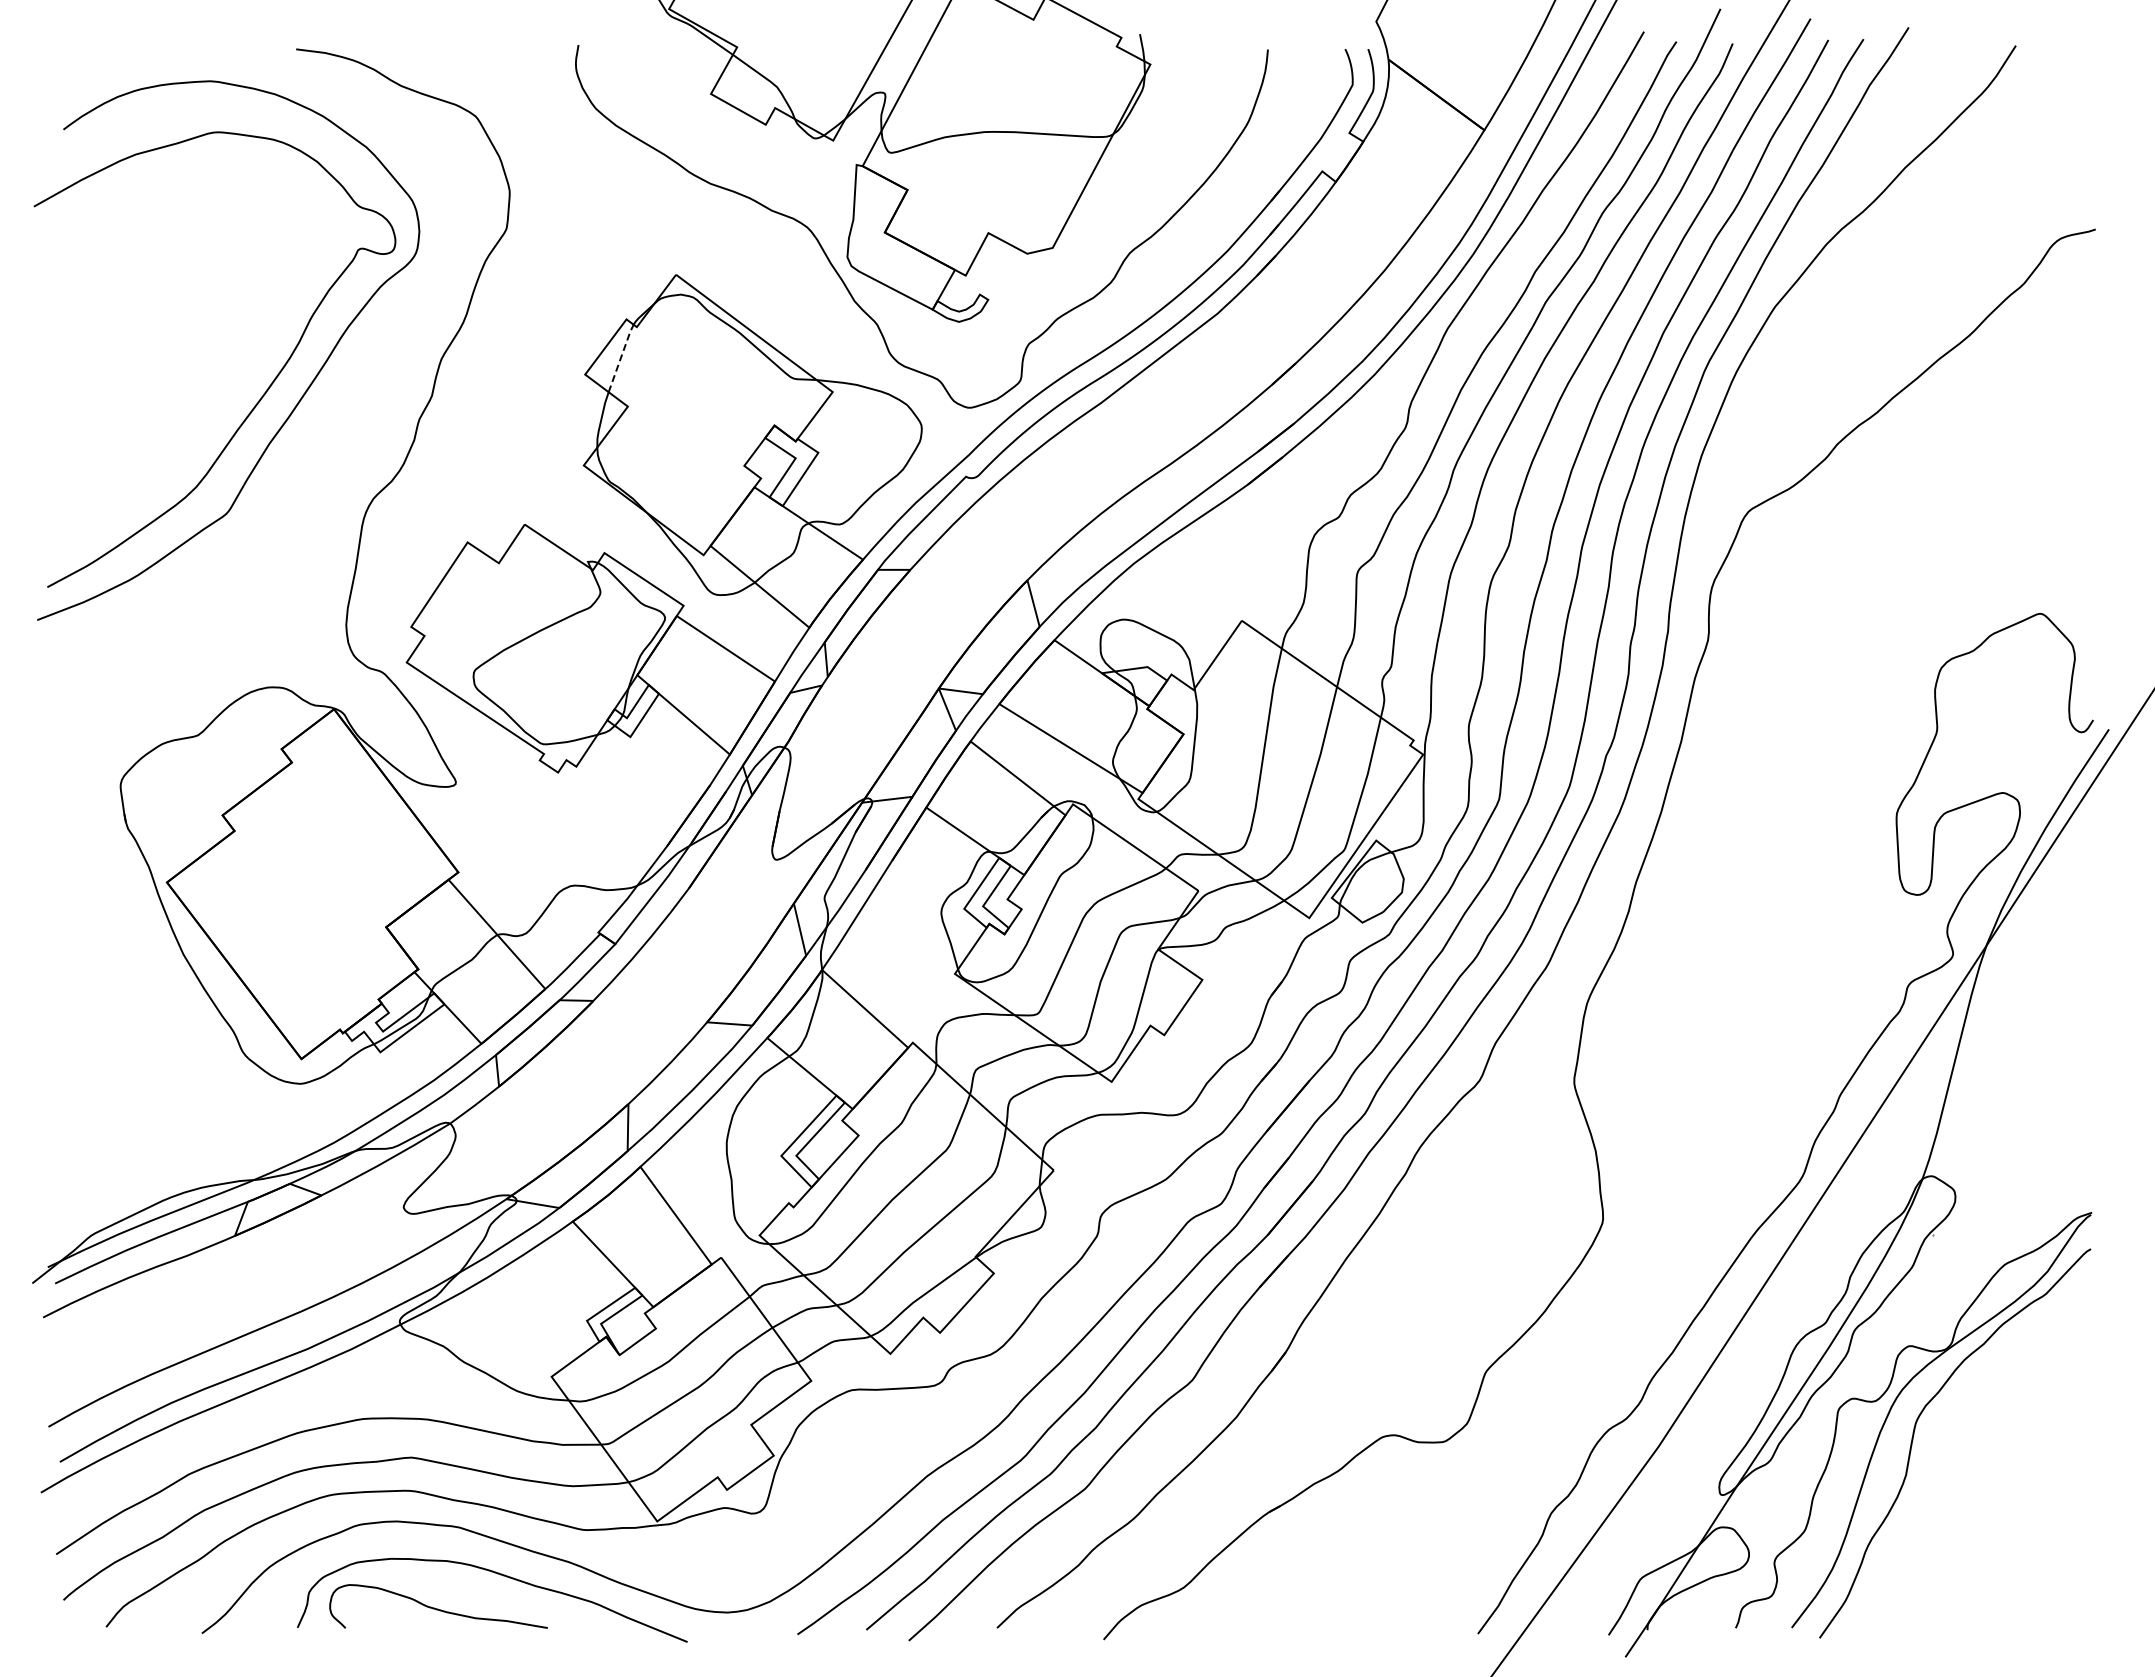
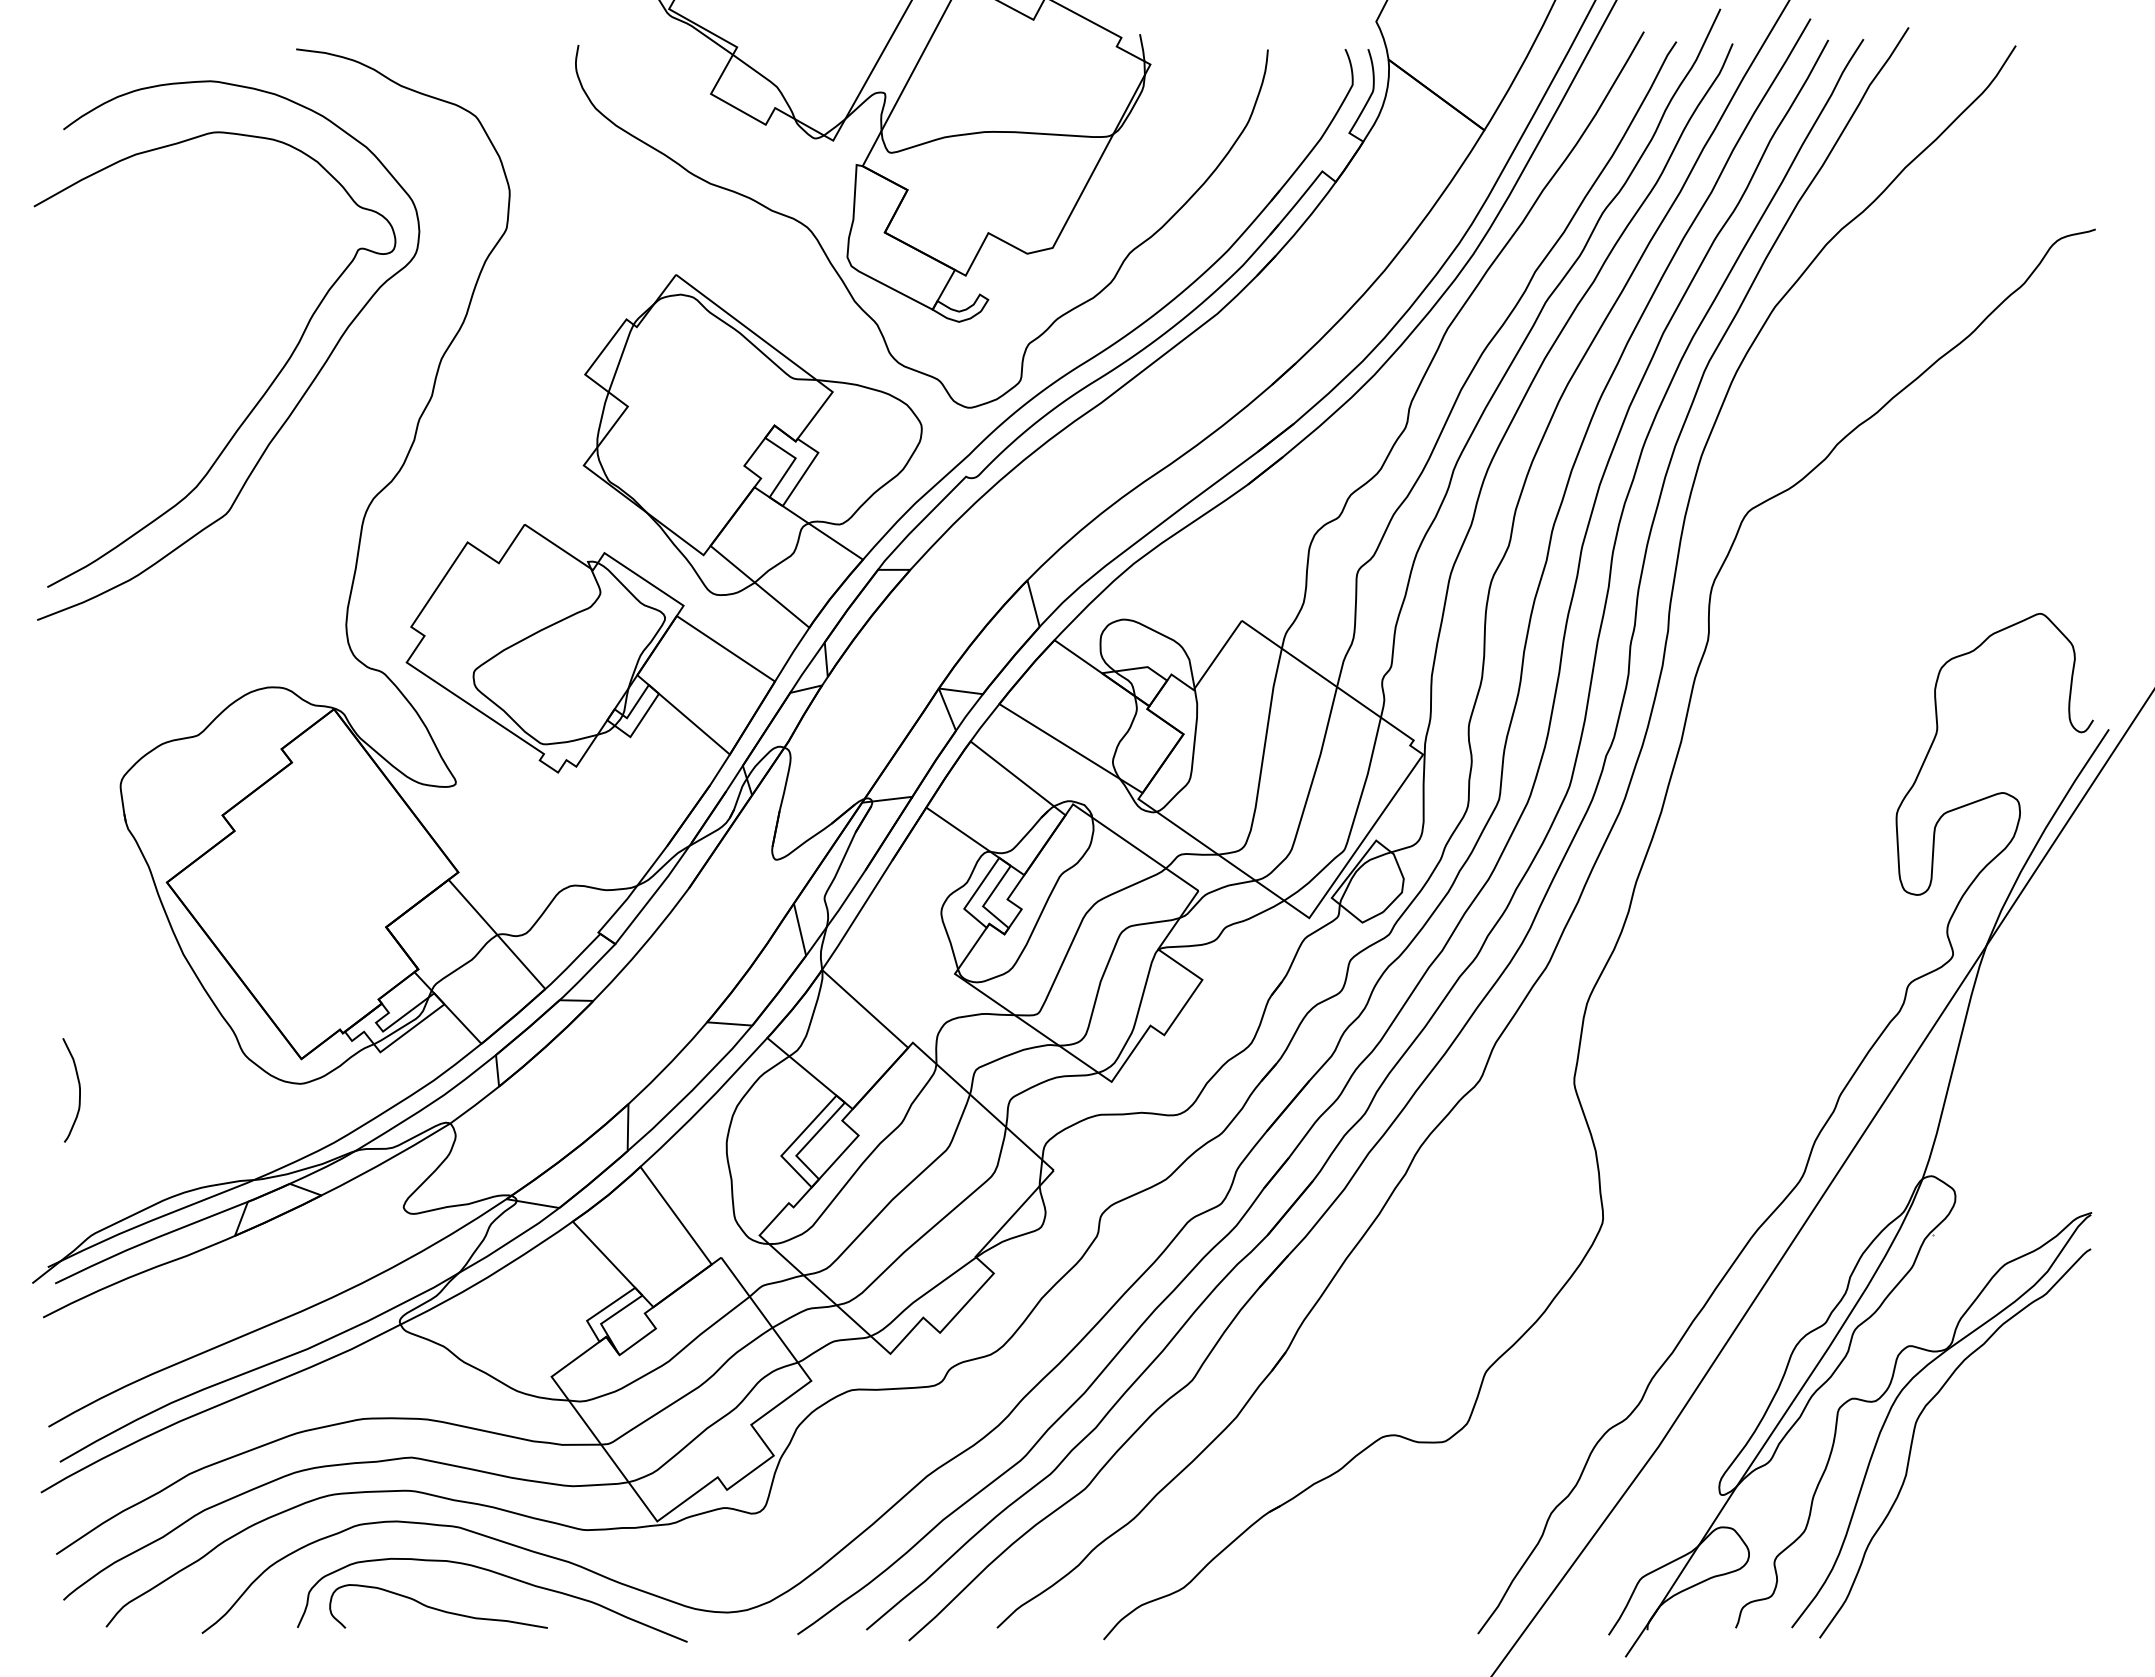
line: dashed -> solid (621, 357)
curve: none -> present (79, 1090)
